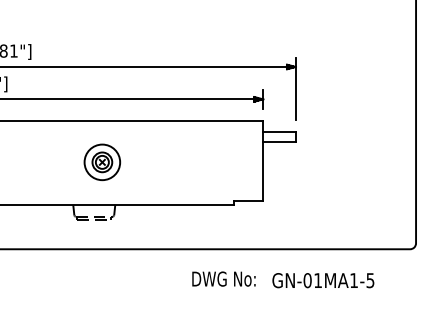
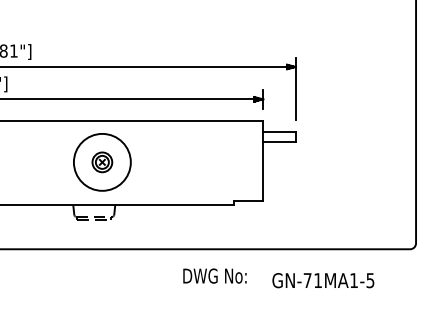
circle diameter: 36 px -> 57 px (101, 161)
text position: (223, 278) -> (214, 275) (214, 275)
text: GN-01MA1-5 -> GN-71MA1-5 (307, 280)
